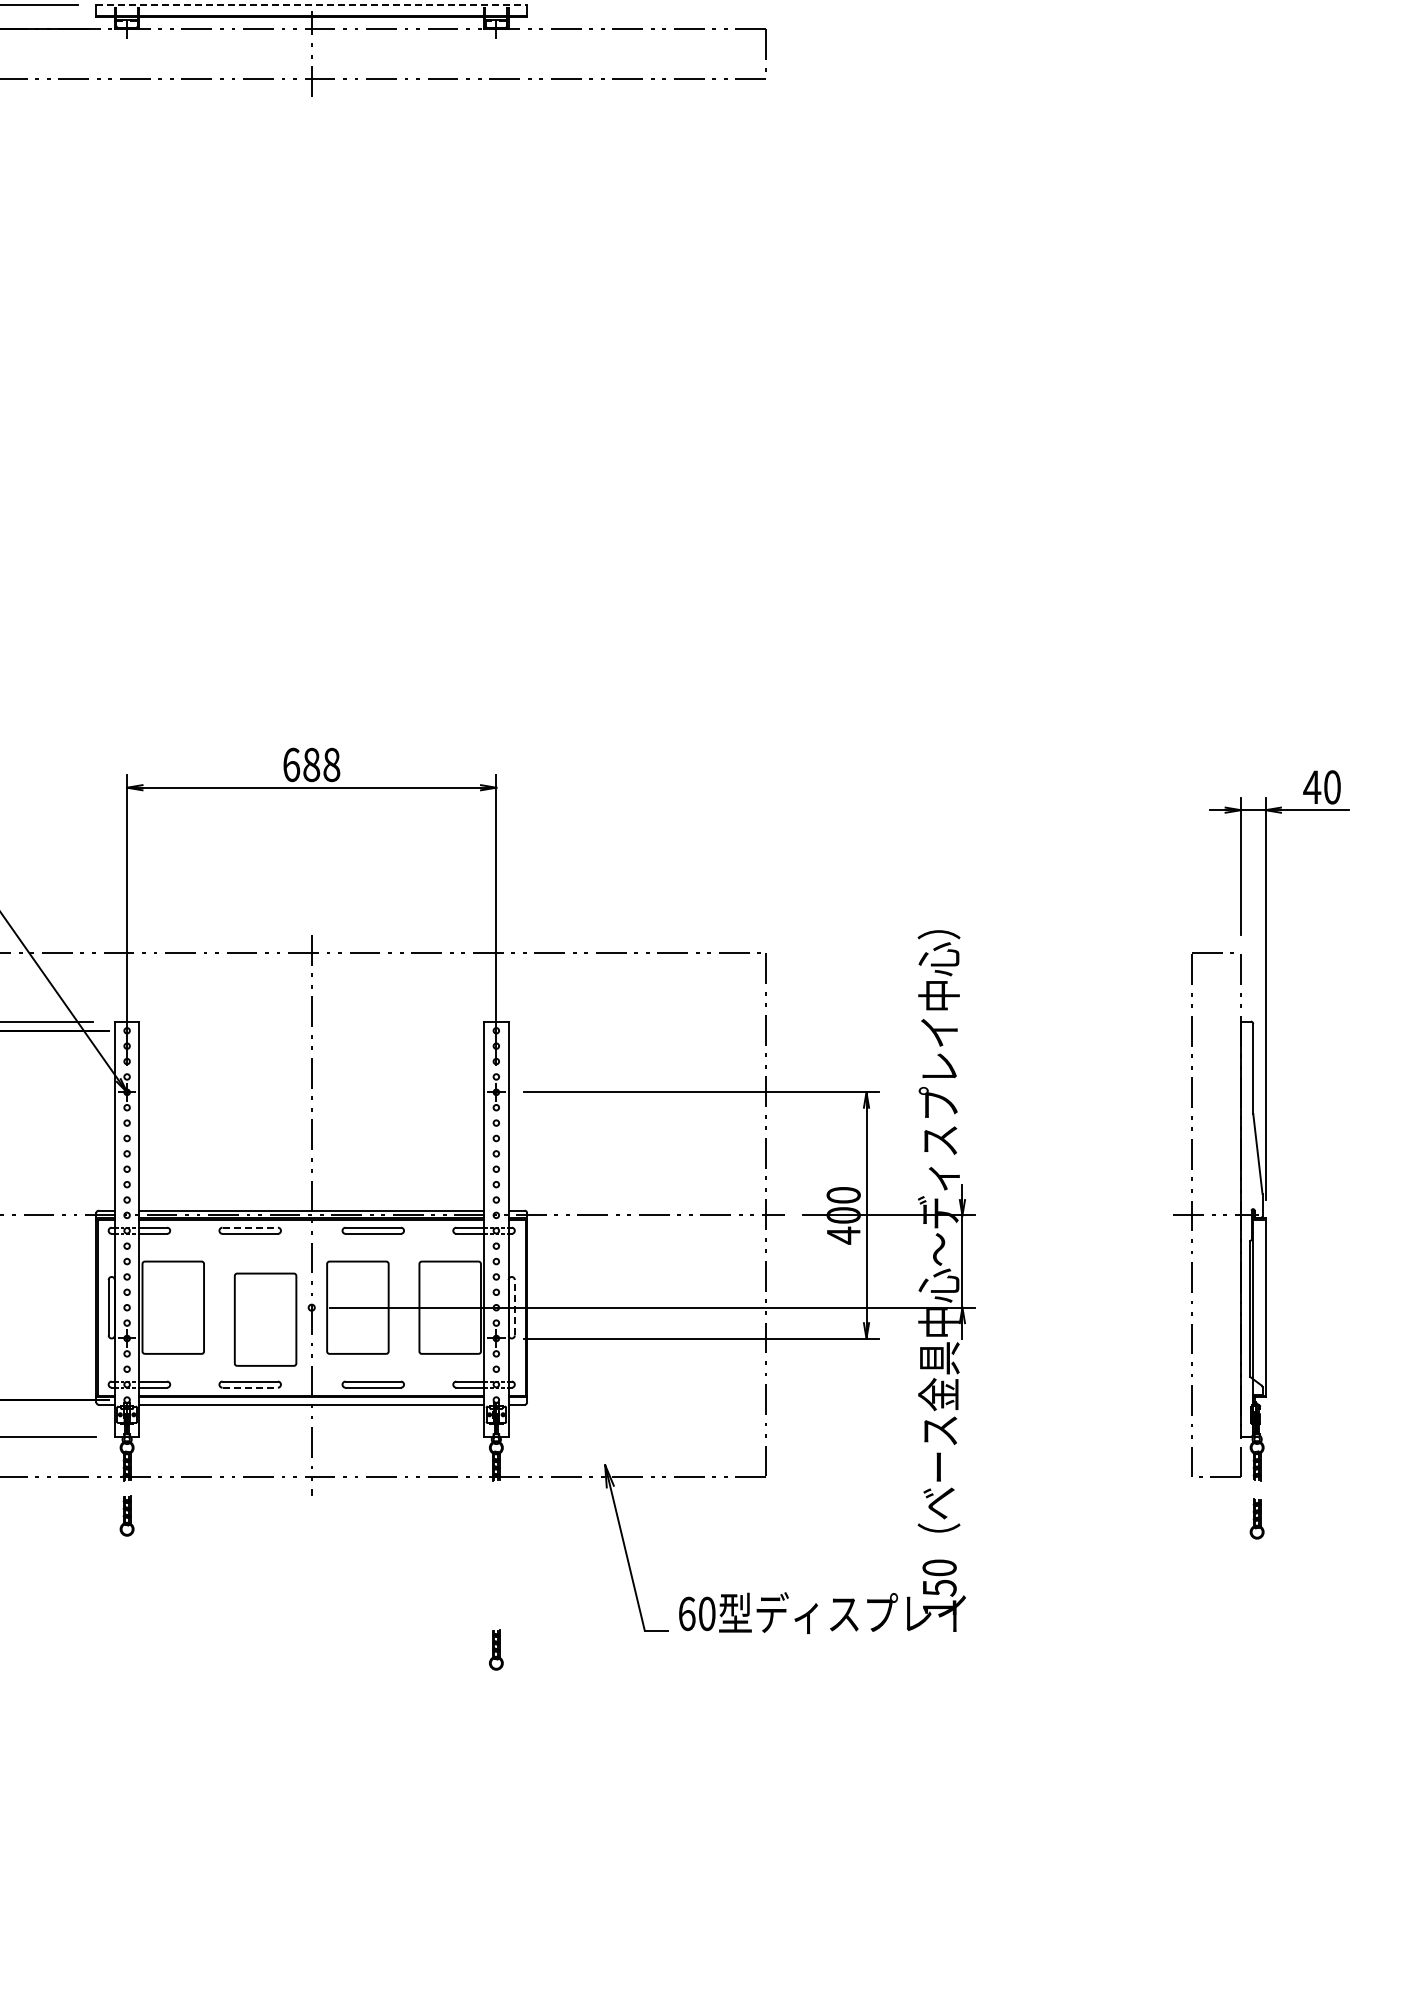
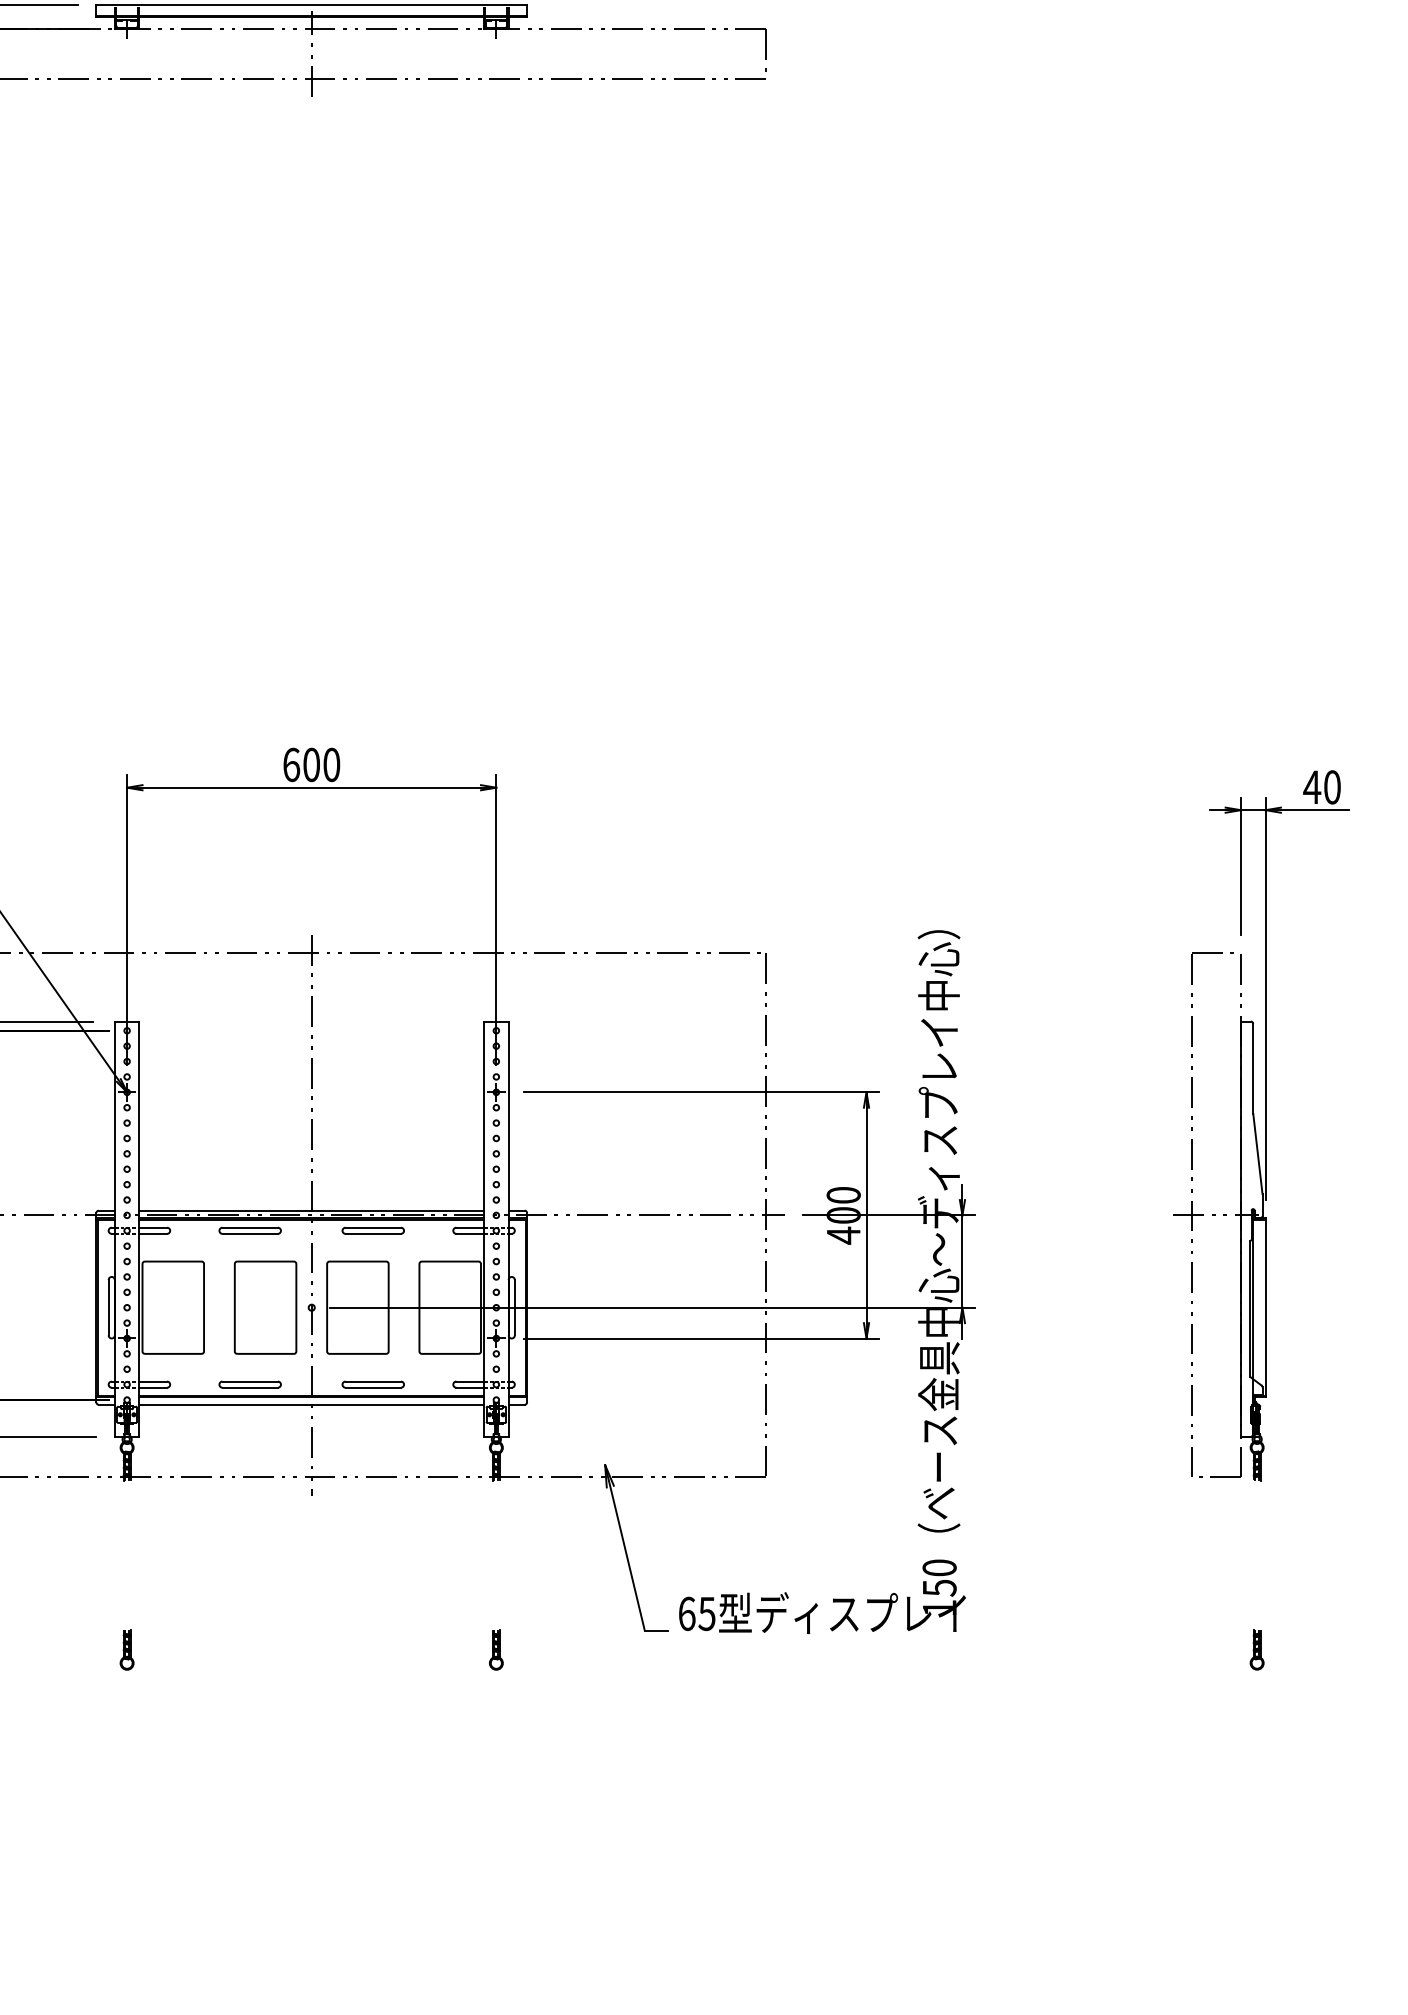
line: dashed -> solid (312, 4)
text: 688 -> 600 (321, 764)
line: dashed -> solid (250, 1227)
line: dashed -> solid (514, 1307)
part position: (265, 1319) -> (265, 1307) (265, 1307)
line: dashed -> solid (250, 1387)
part position: (126, 1515) -> (126, 1649) (126, 1649)
part position: (1256, 1518) -> (1256, 1649) (1256, 1649)
text: 60 -> 65 (706, 1613)
